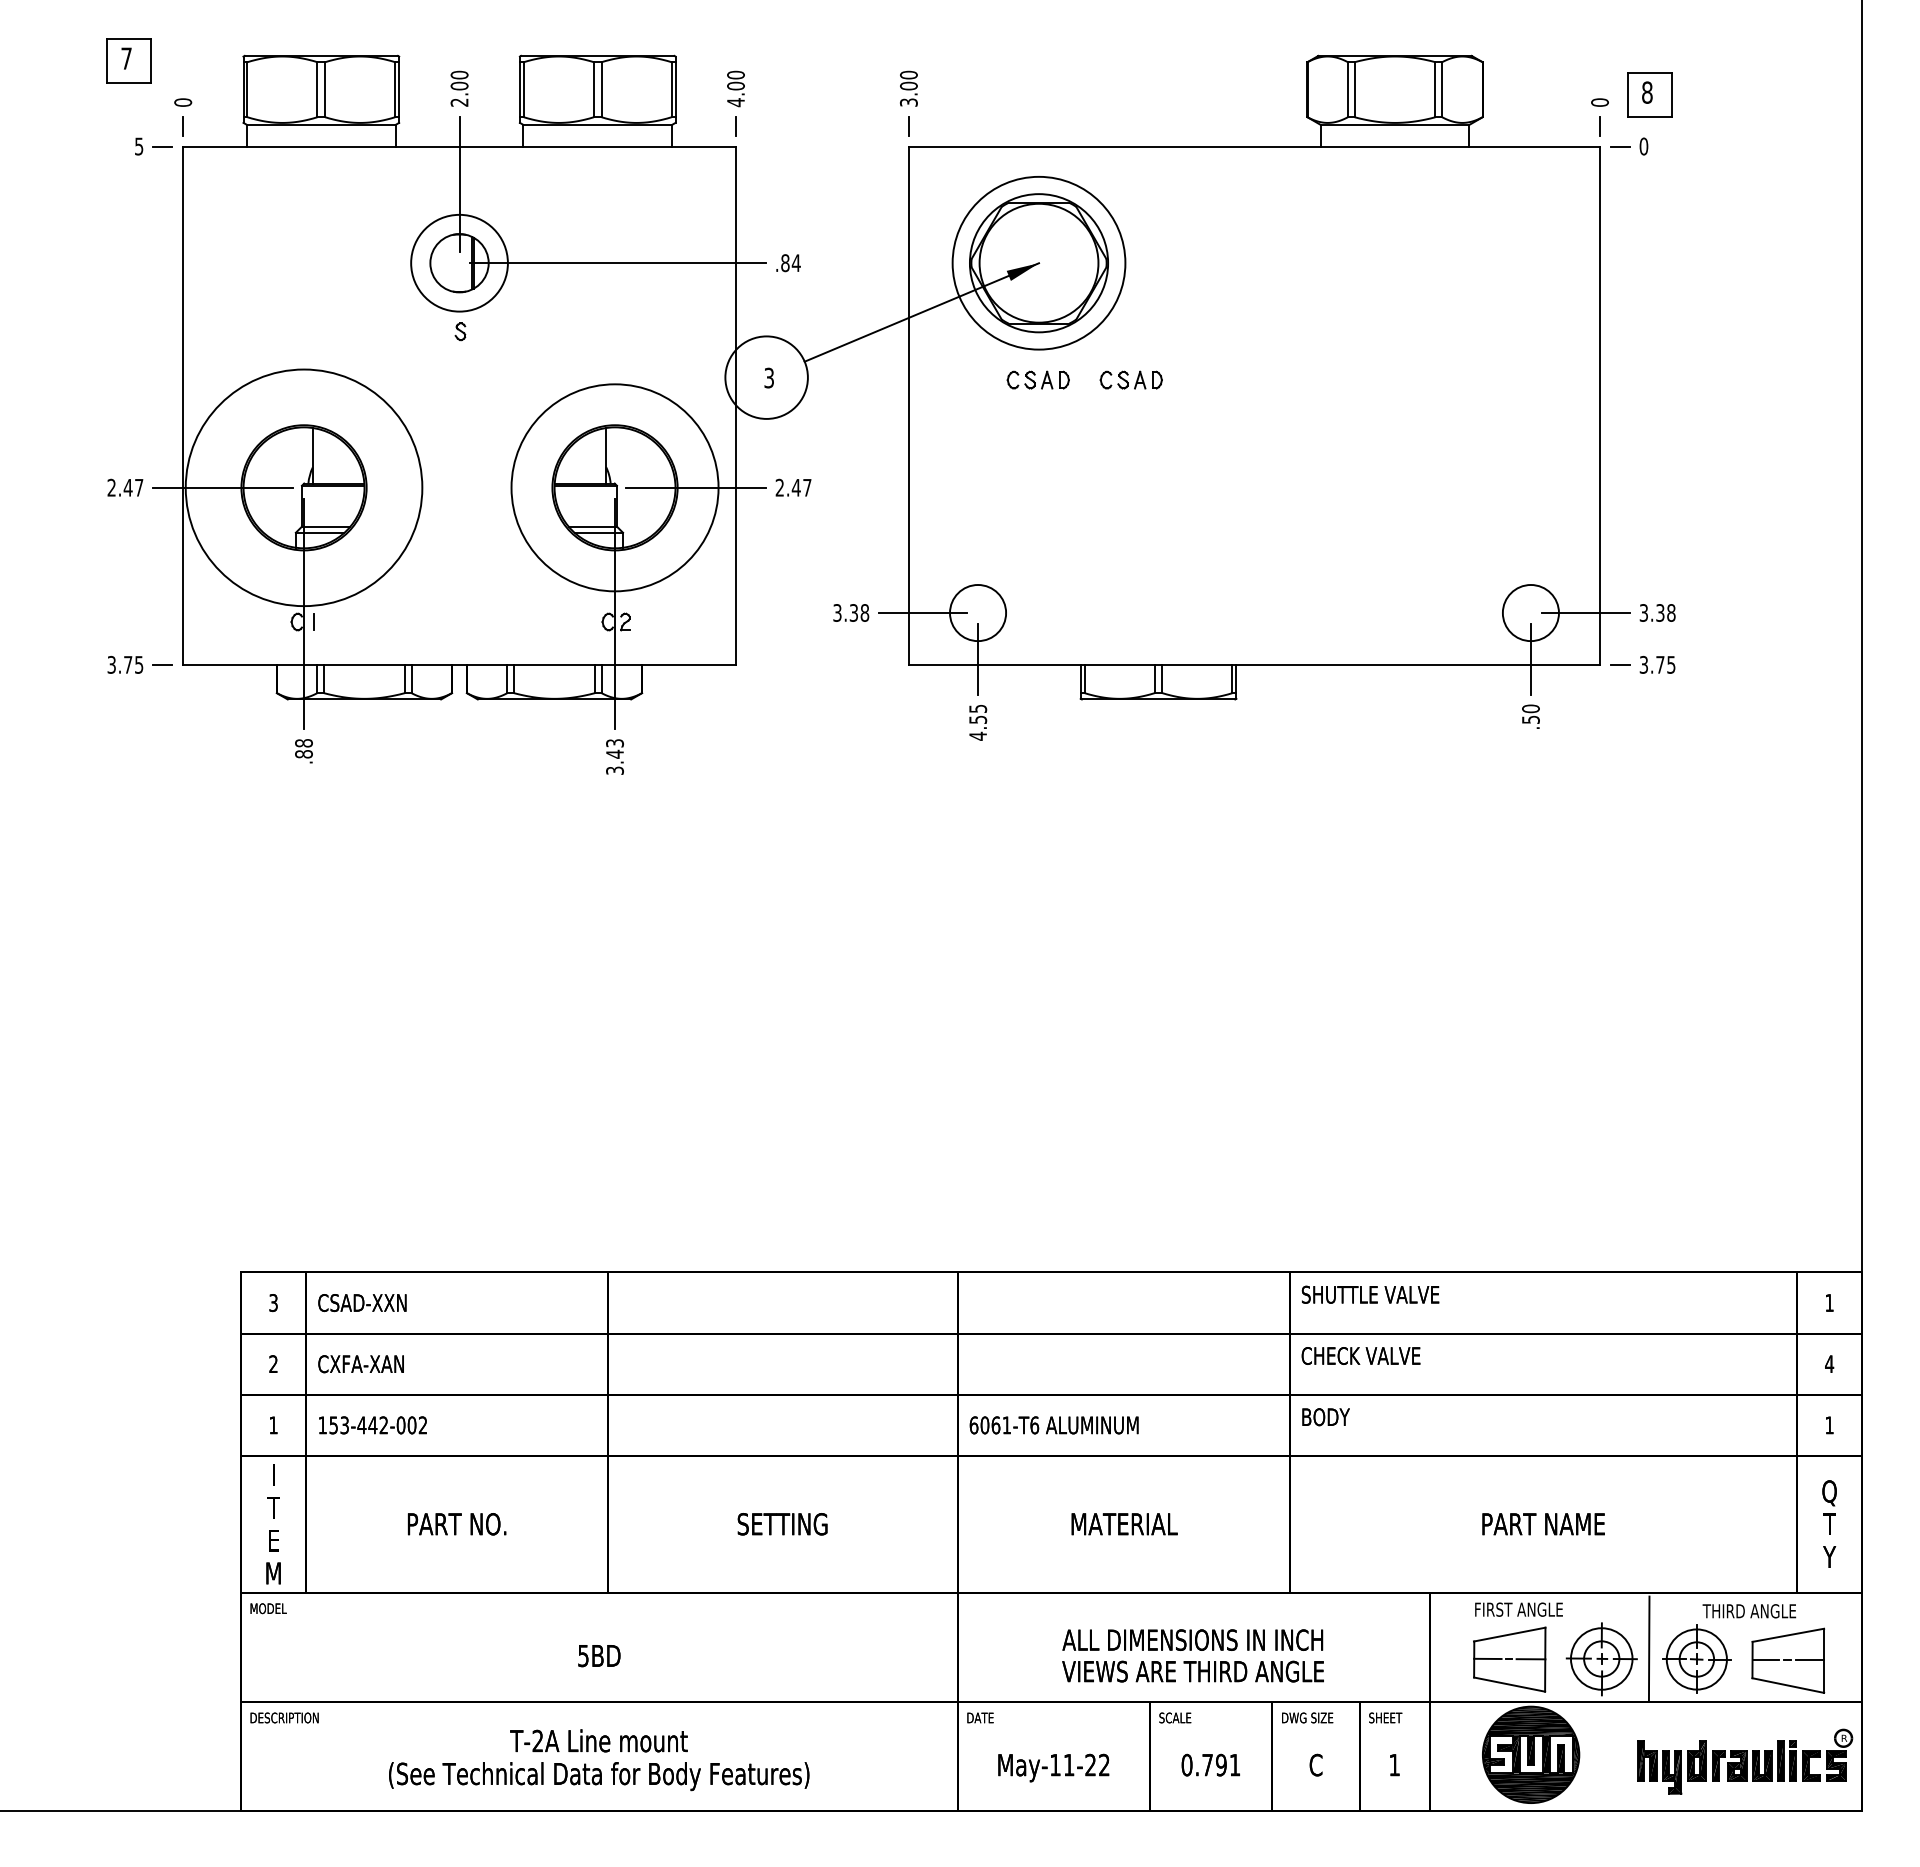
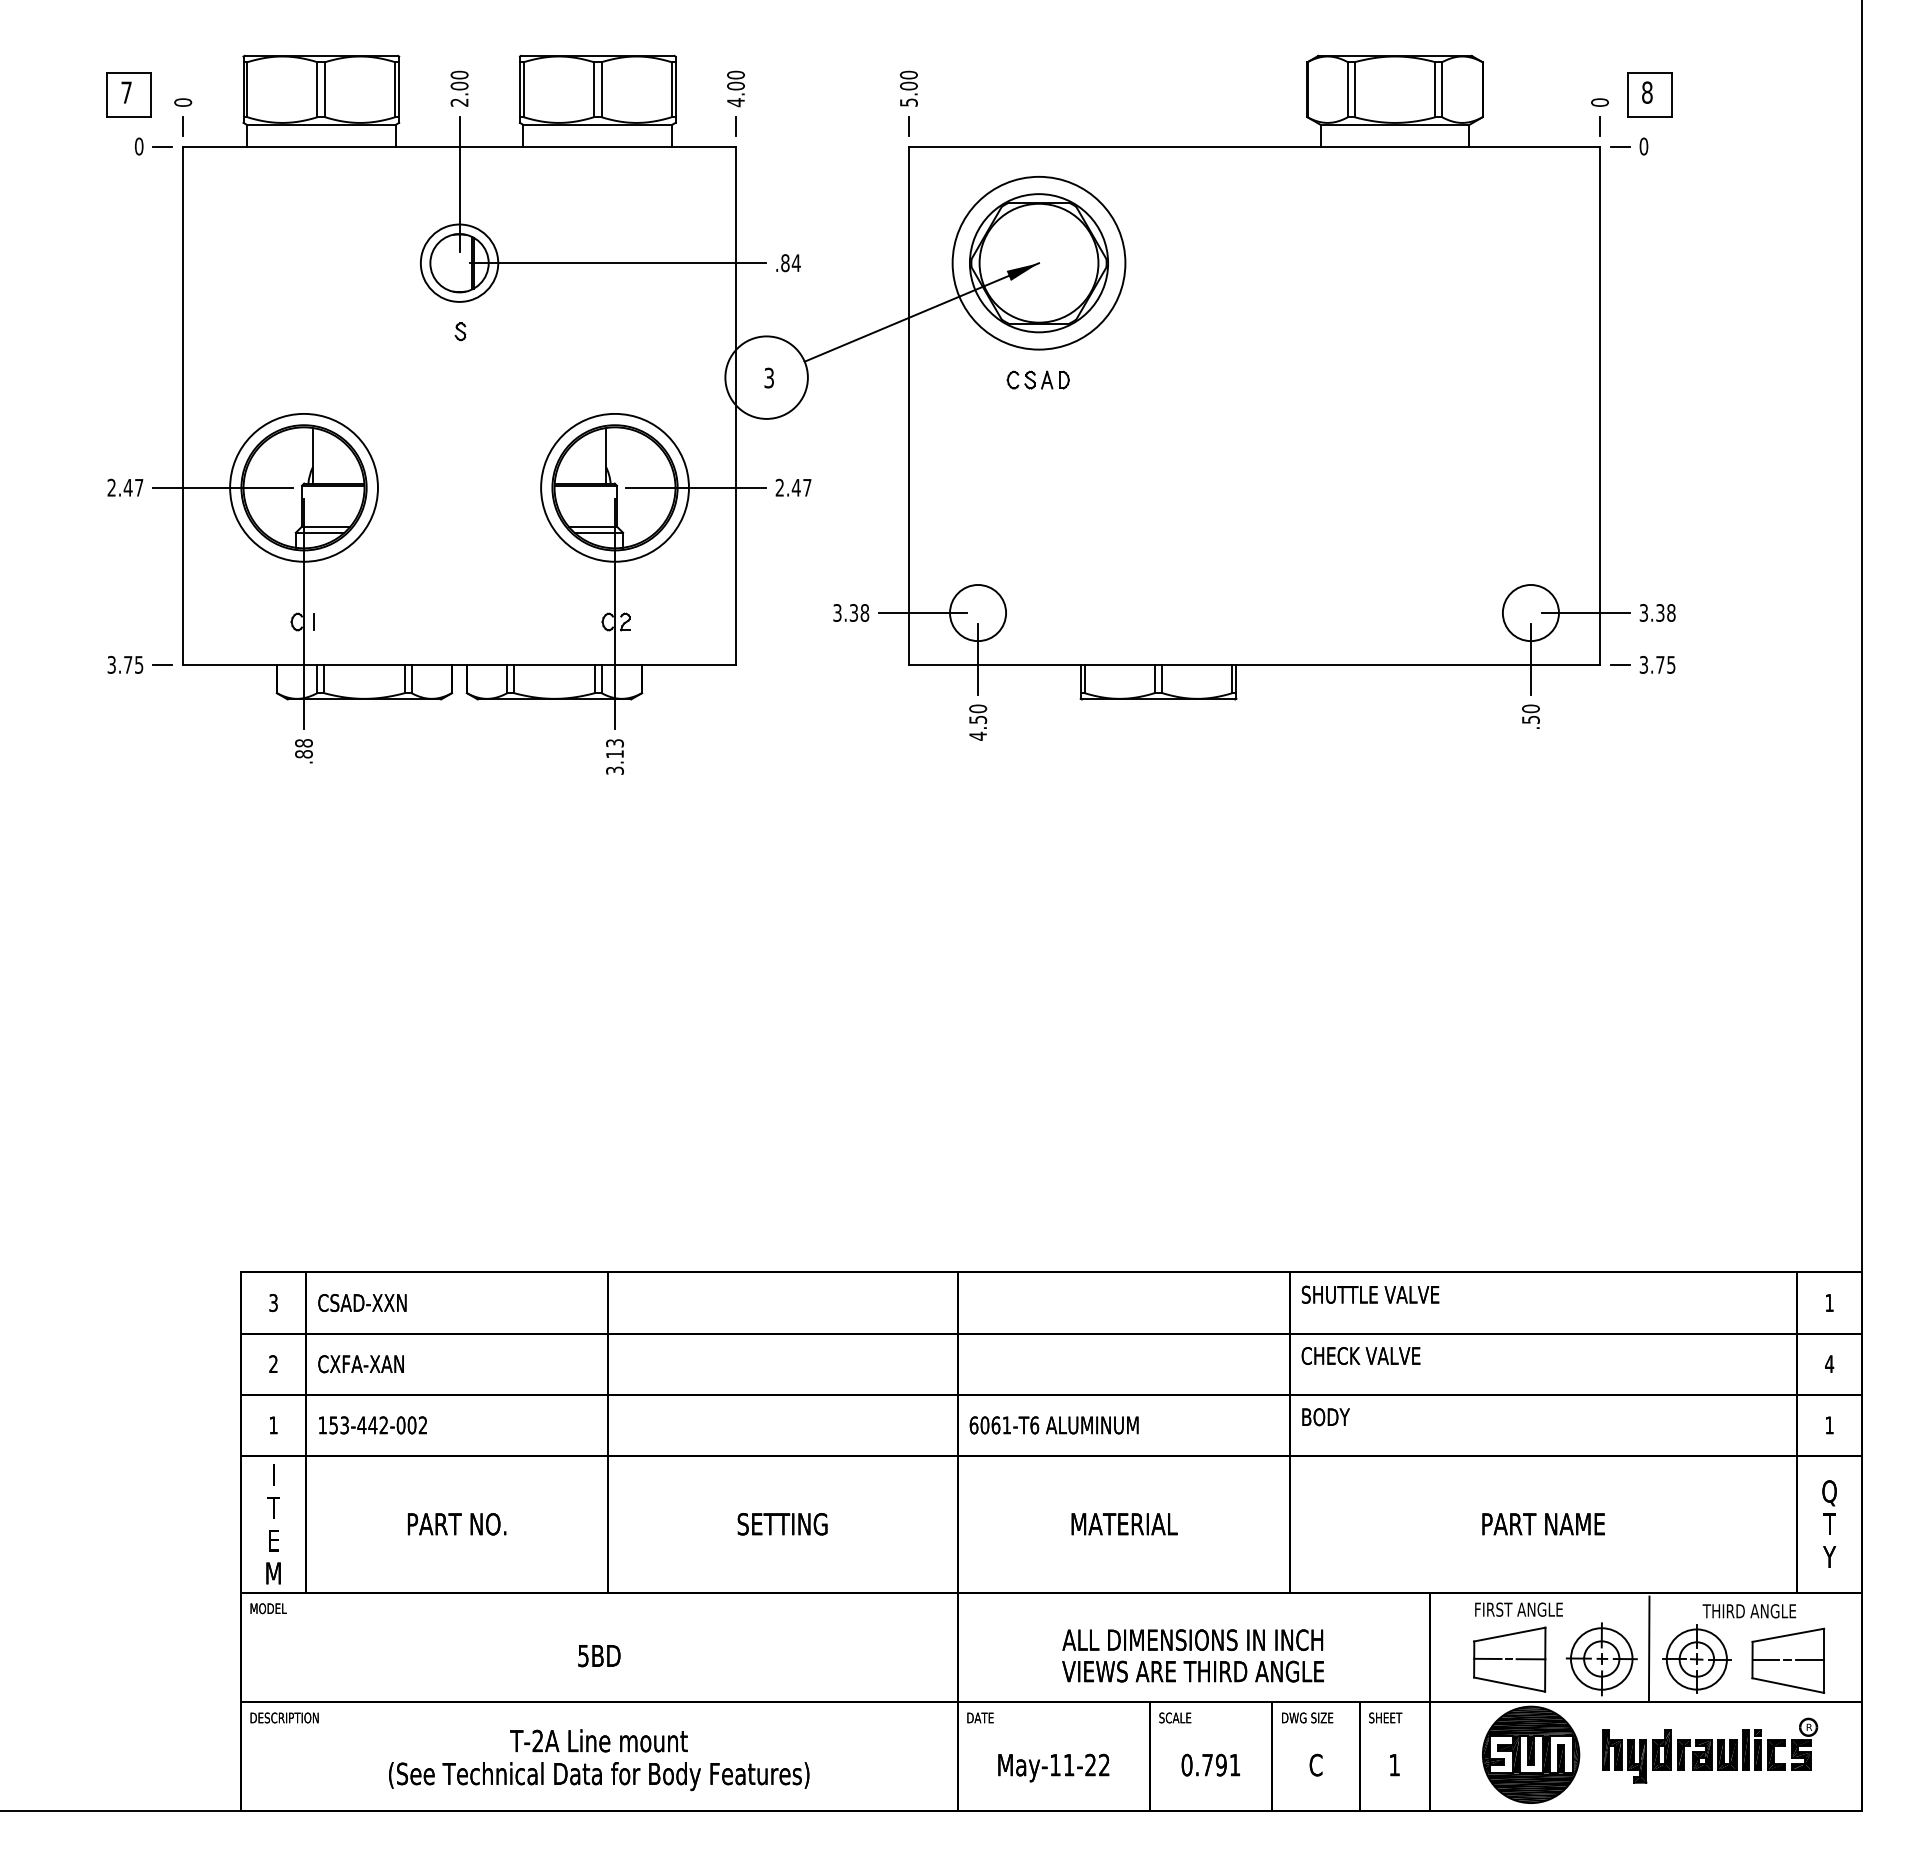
part position: (128, 60) -> (128, 94) (128, 94)
text: 3.00 -> 5.00 (907, 102)
text: 5 -> 0 (139, 146)
circle diameter: 97 px -> 77 px (459, 262)
part: present -> none (1130, 379)
circle diameter: 237 px -> 148 px (303, 487)
circle diameter: 207 px -> 148 px (614, 487)
text: 4.55 -> 4.50 (978, 708)
text: 3.43 -> 3.13 (614, 753)
part position: (1745, 1761) -> (1710, 1750) (1710, 1750)
